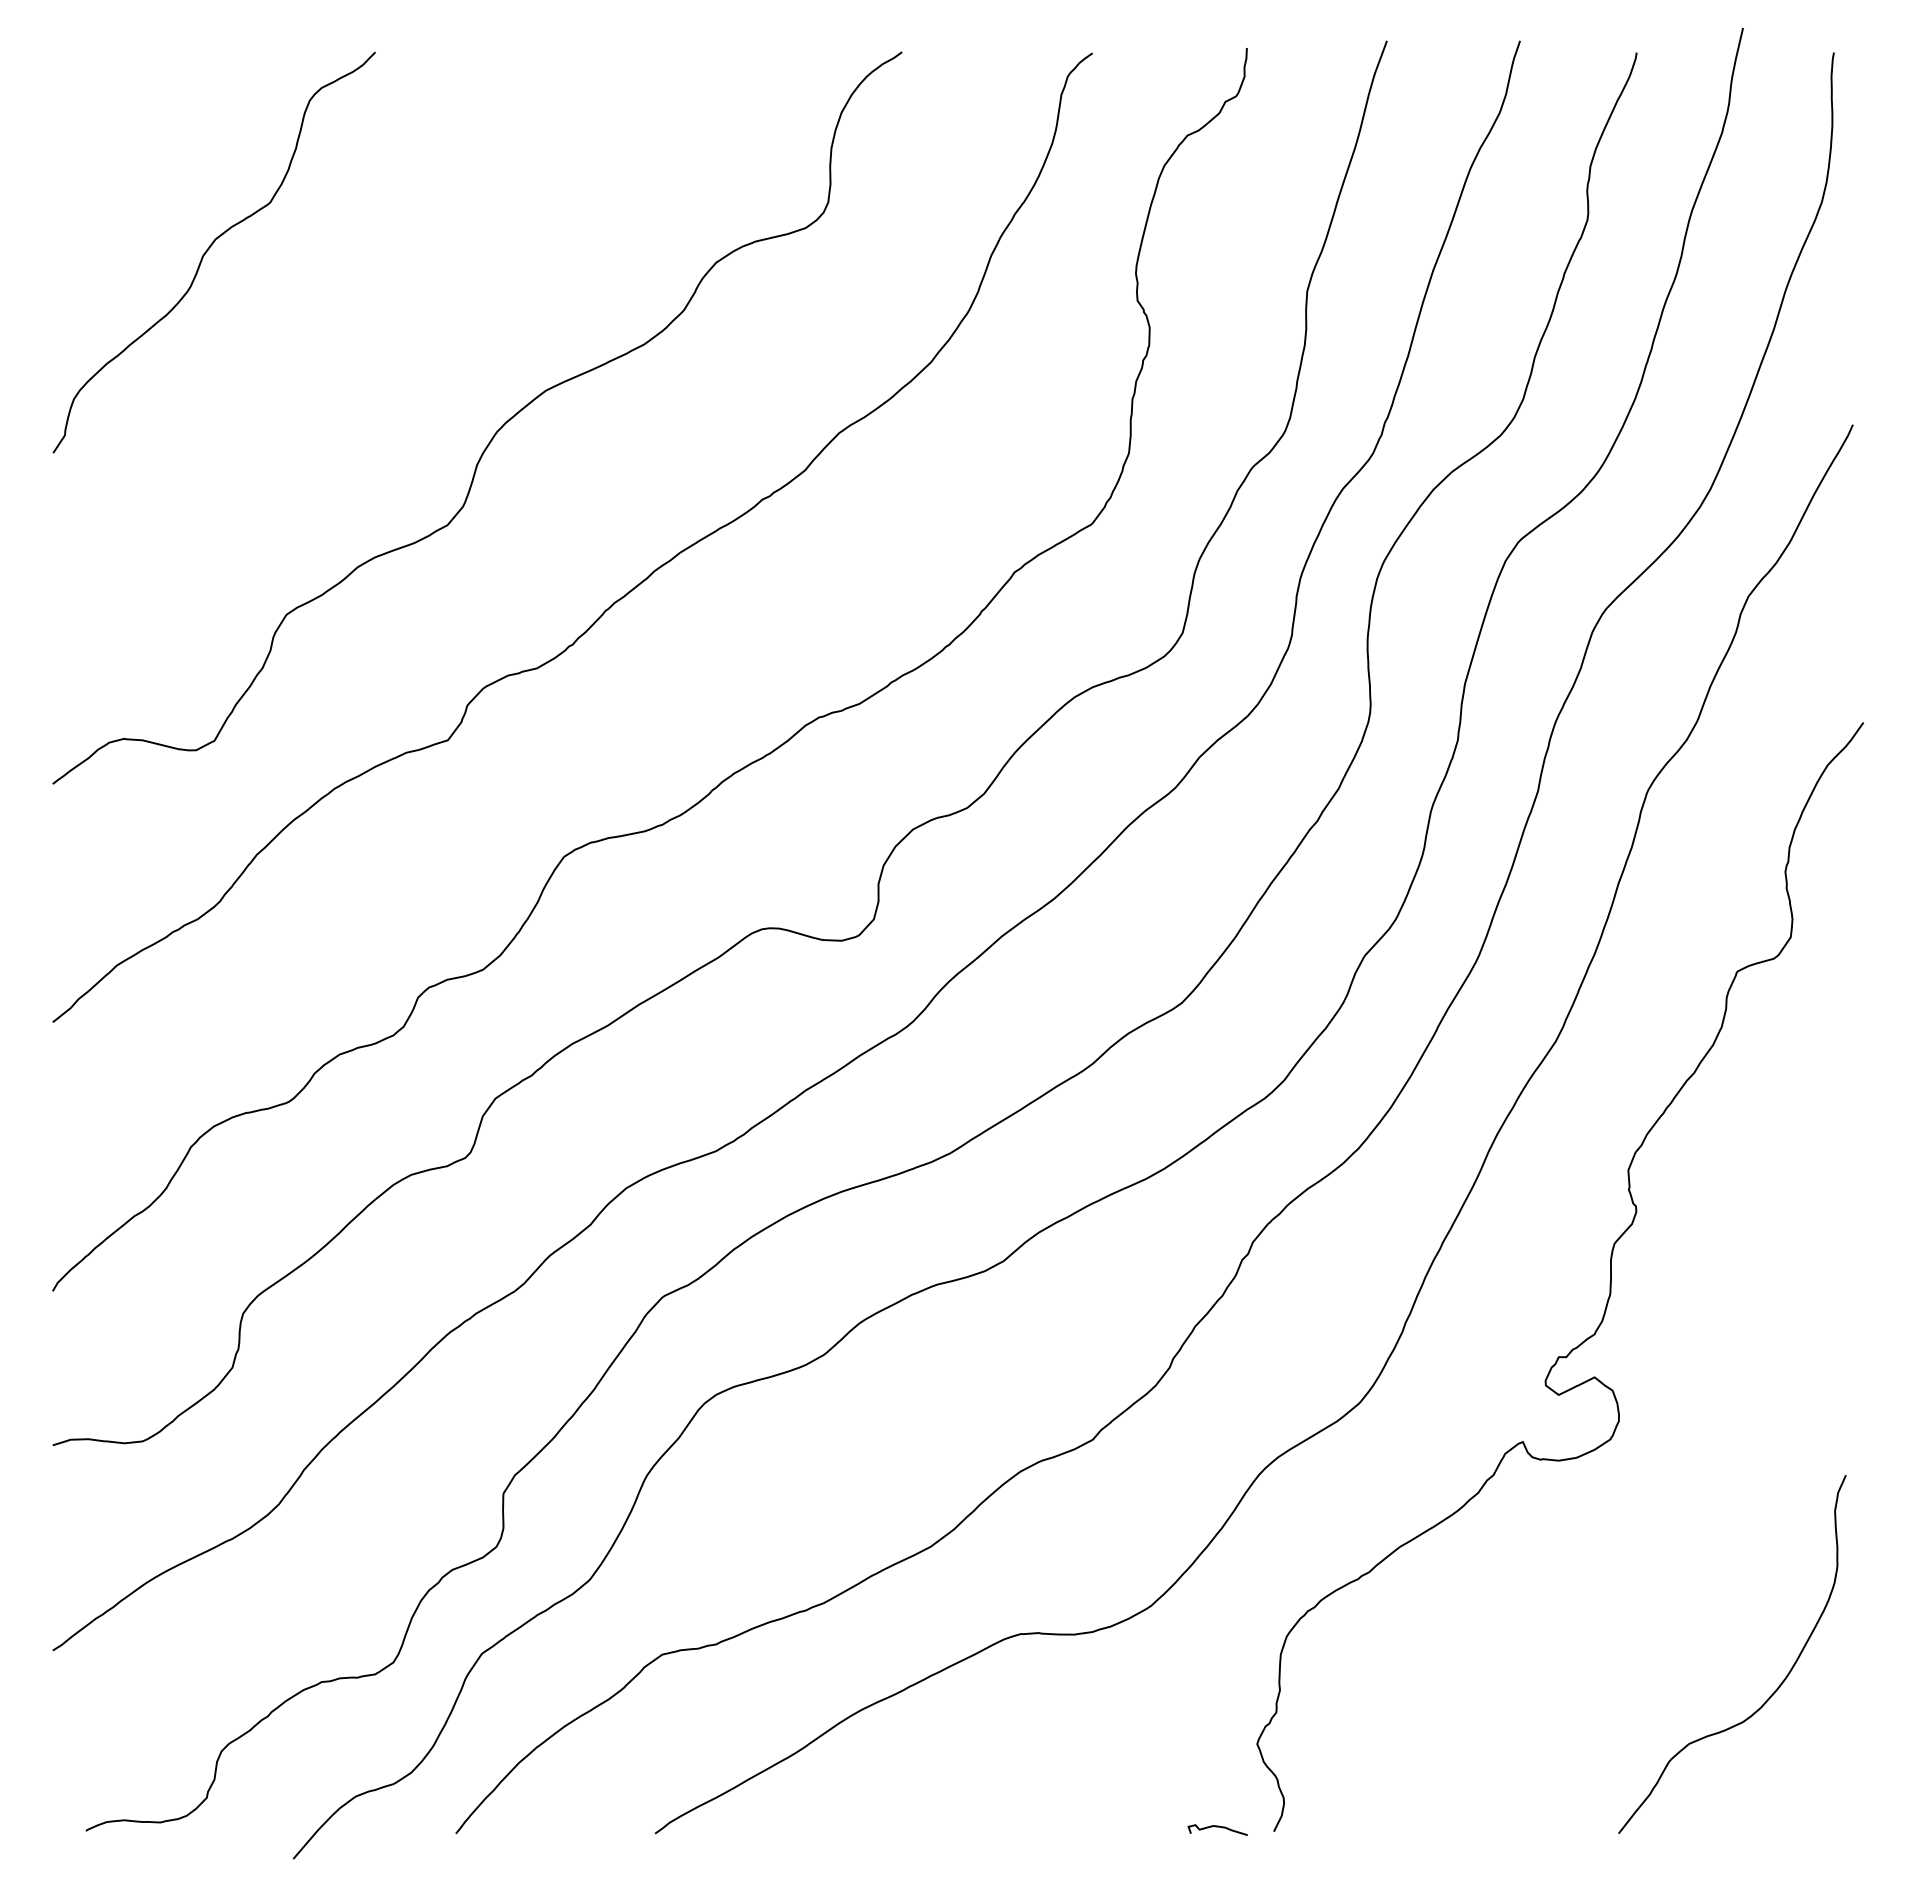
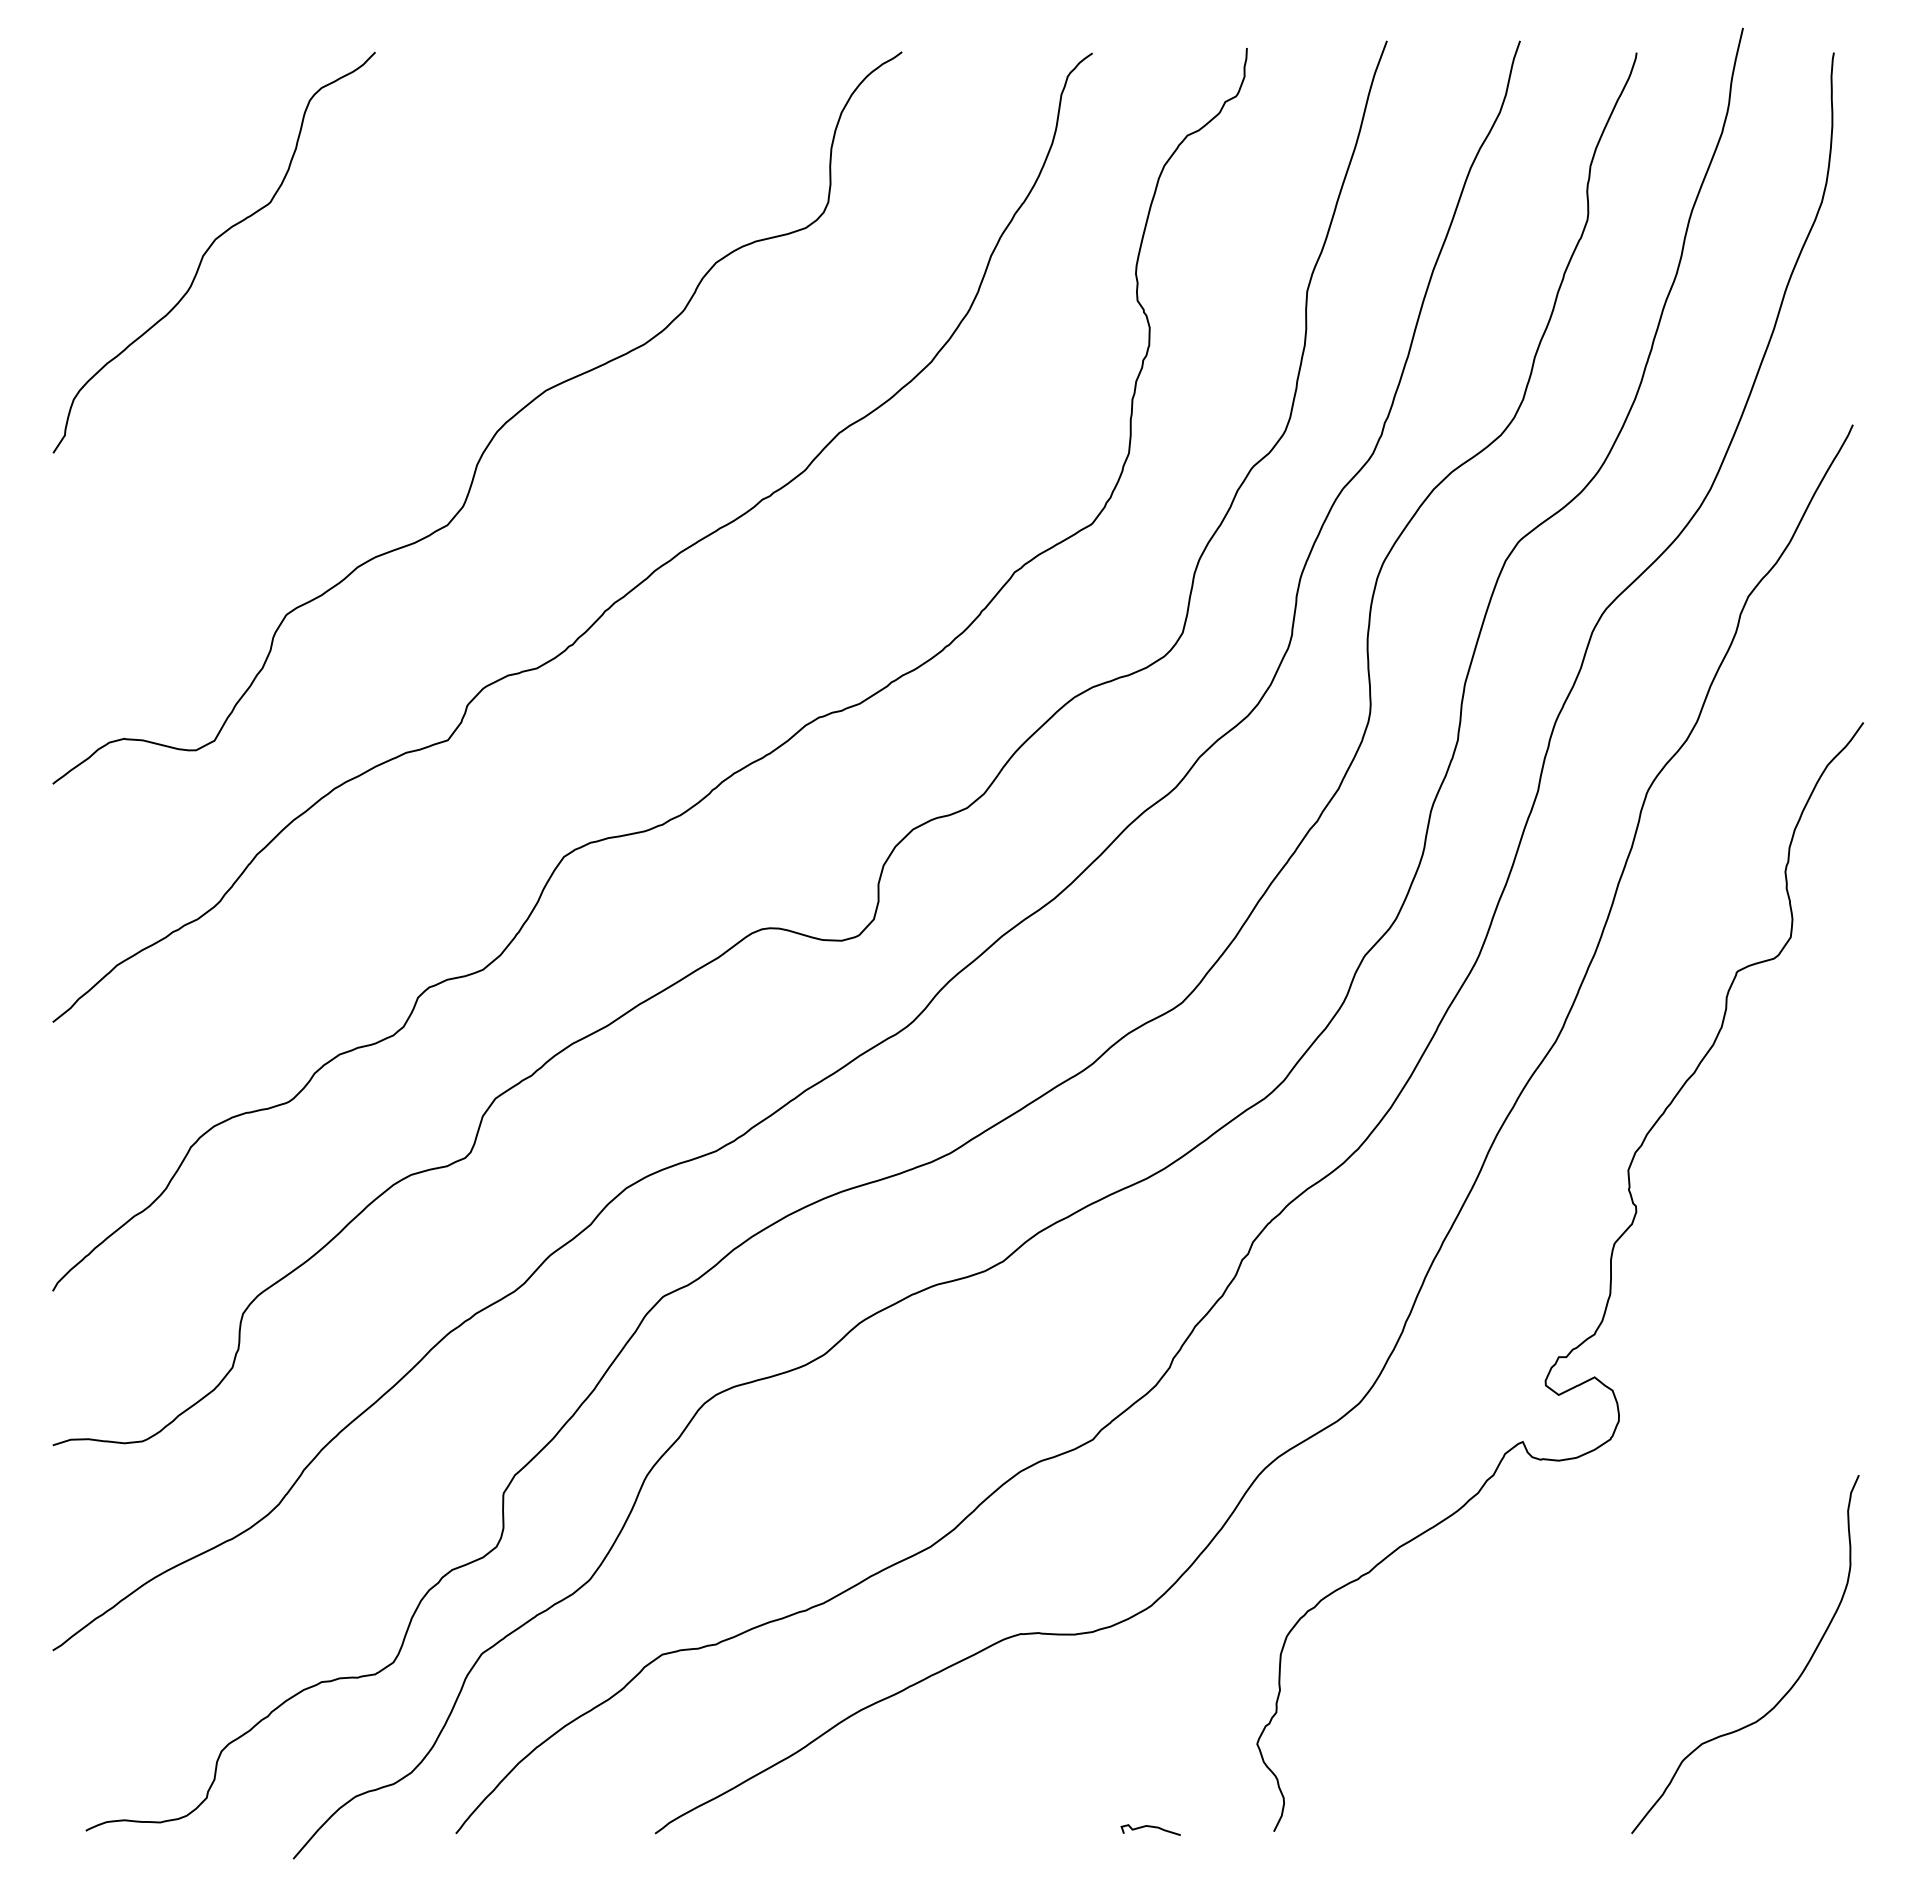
curve position: (1776, 1688) -> (1789, 1688) (1789, 1688)
curve position: (1217, 1827) -> (1150, 1827) (1150, 1827)
